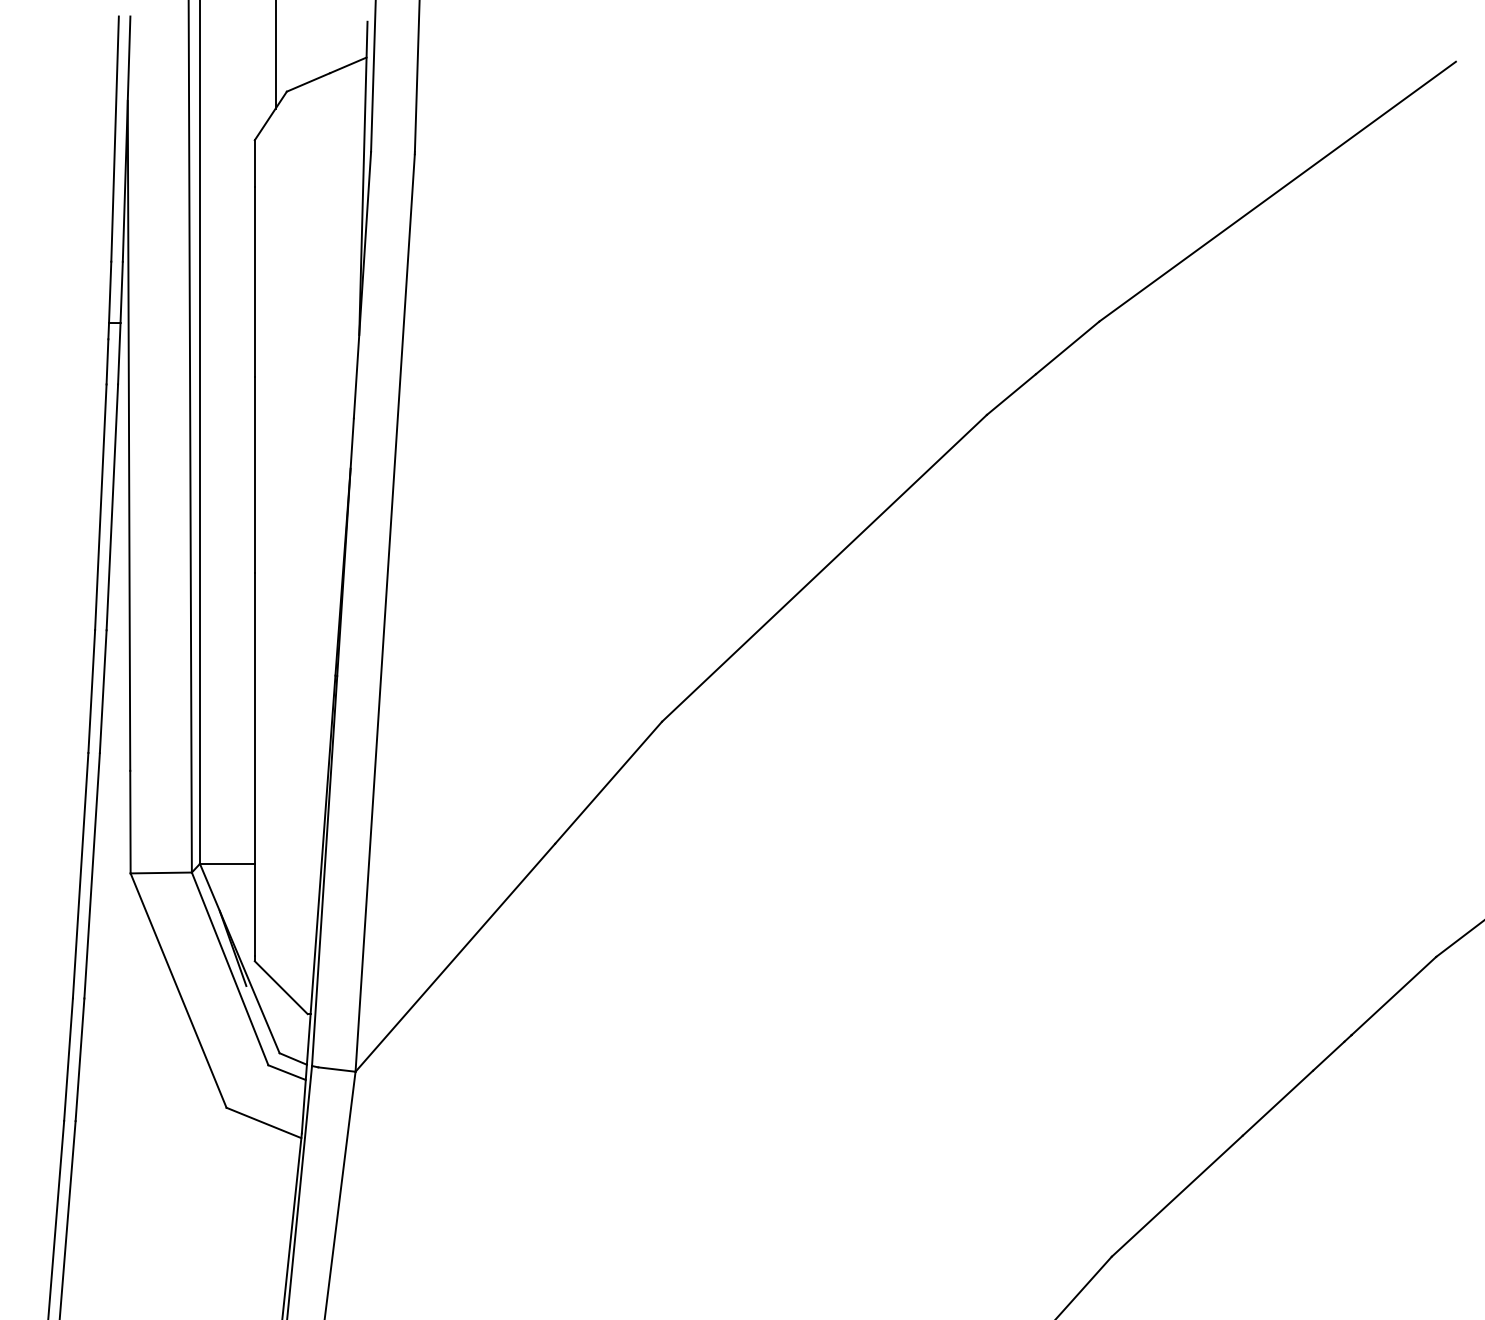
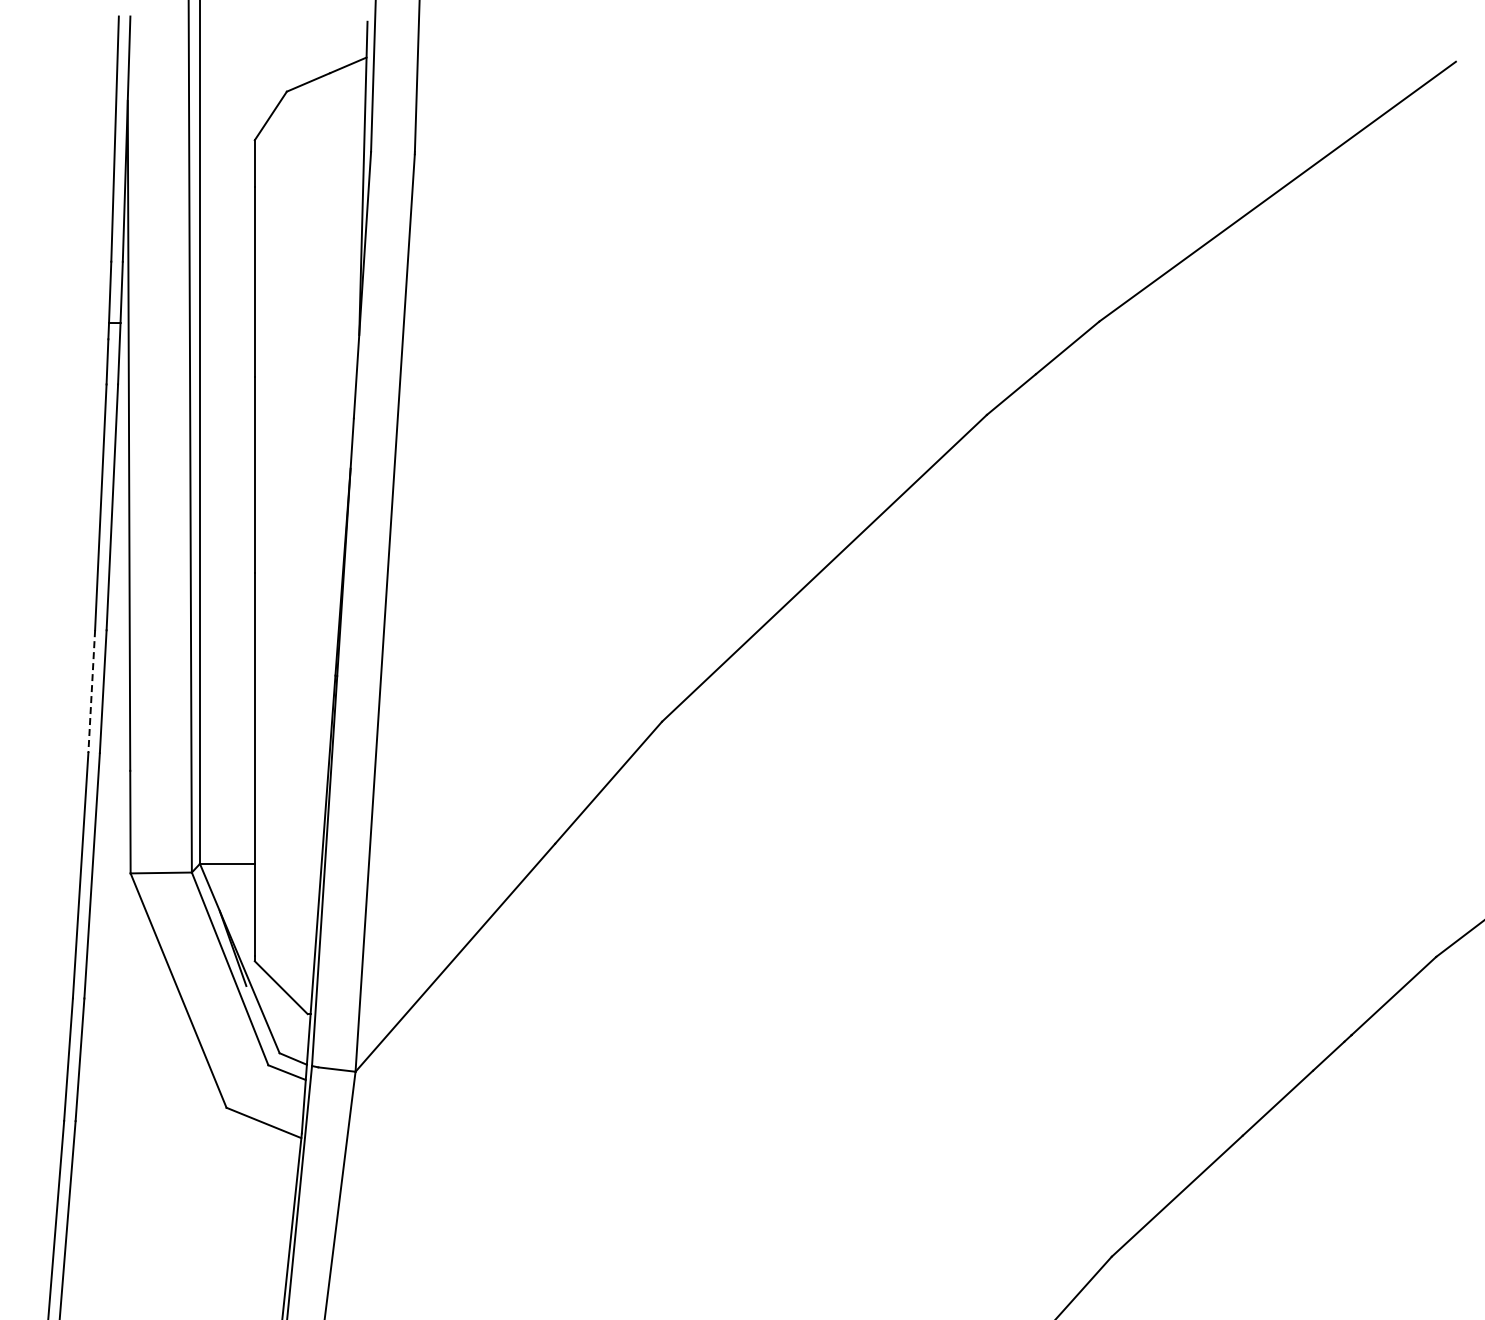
line: present -> none (275, 55)
line: solid -> dashed (91, 692)
